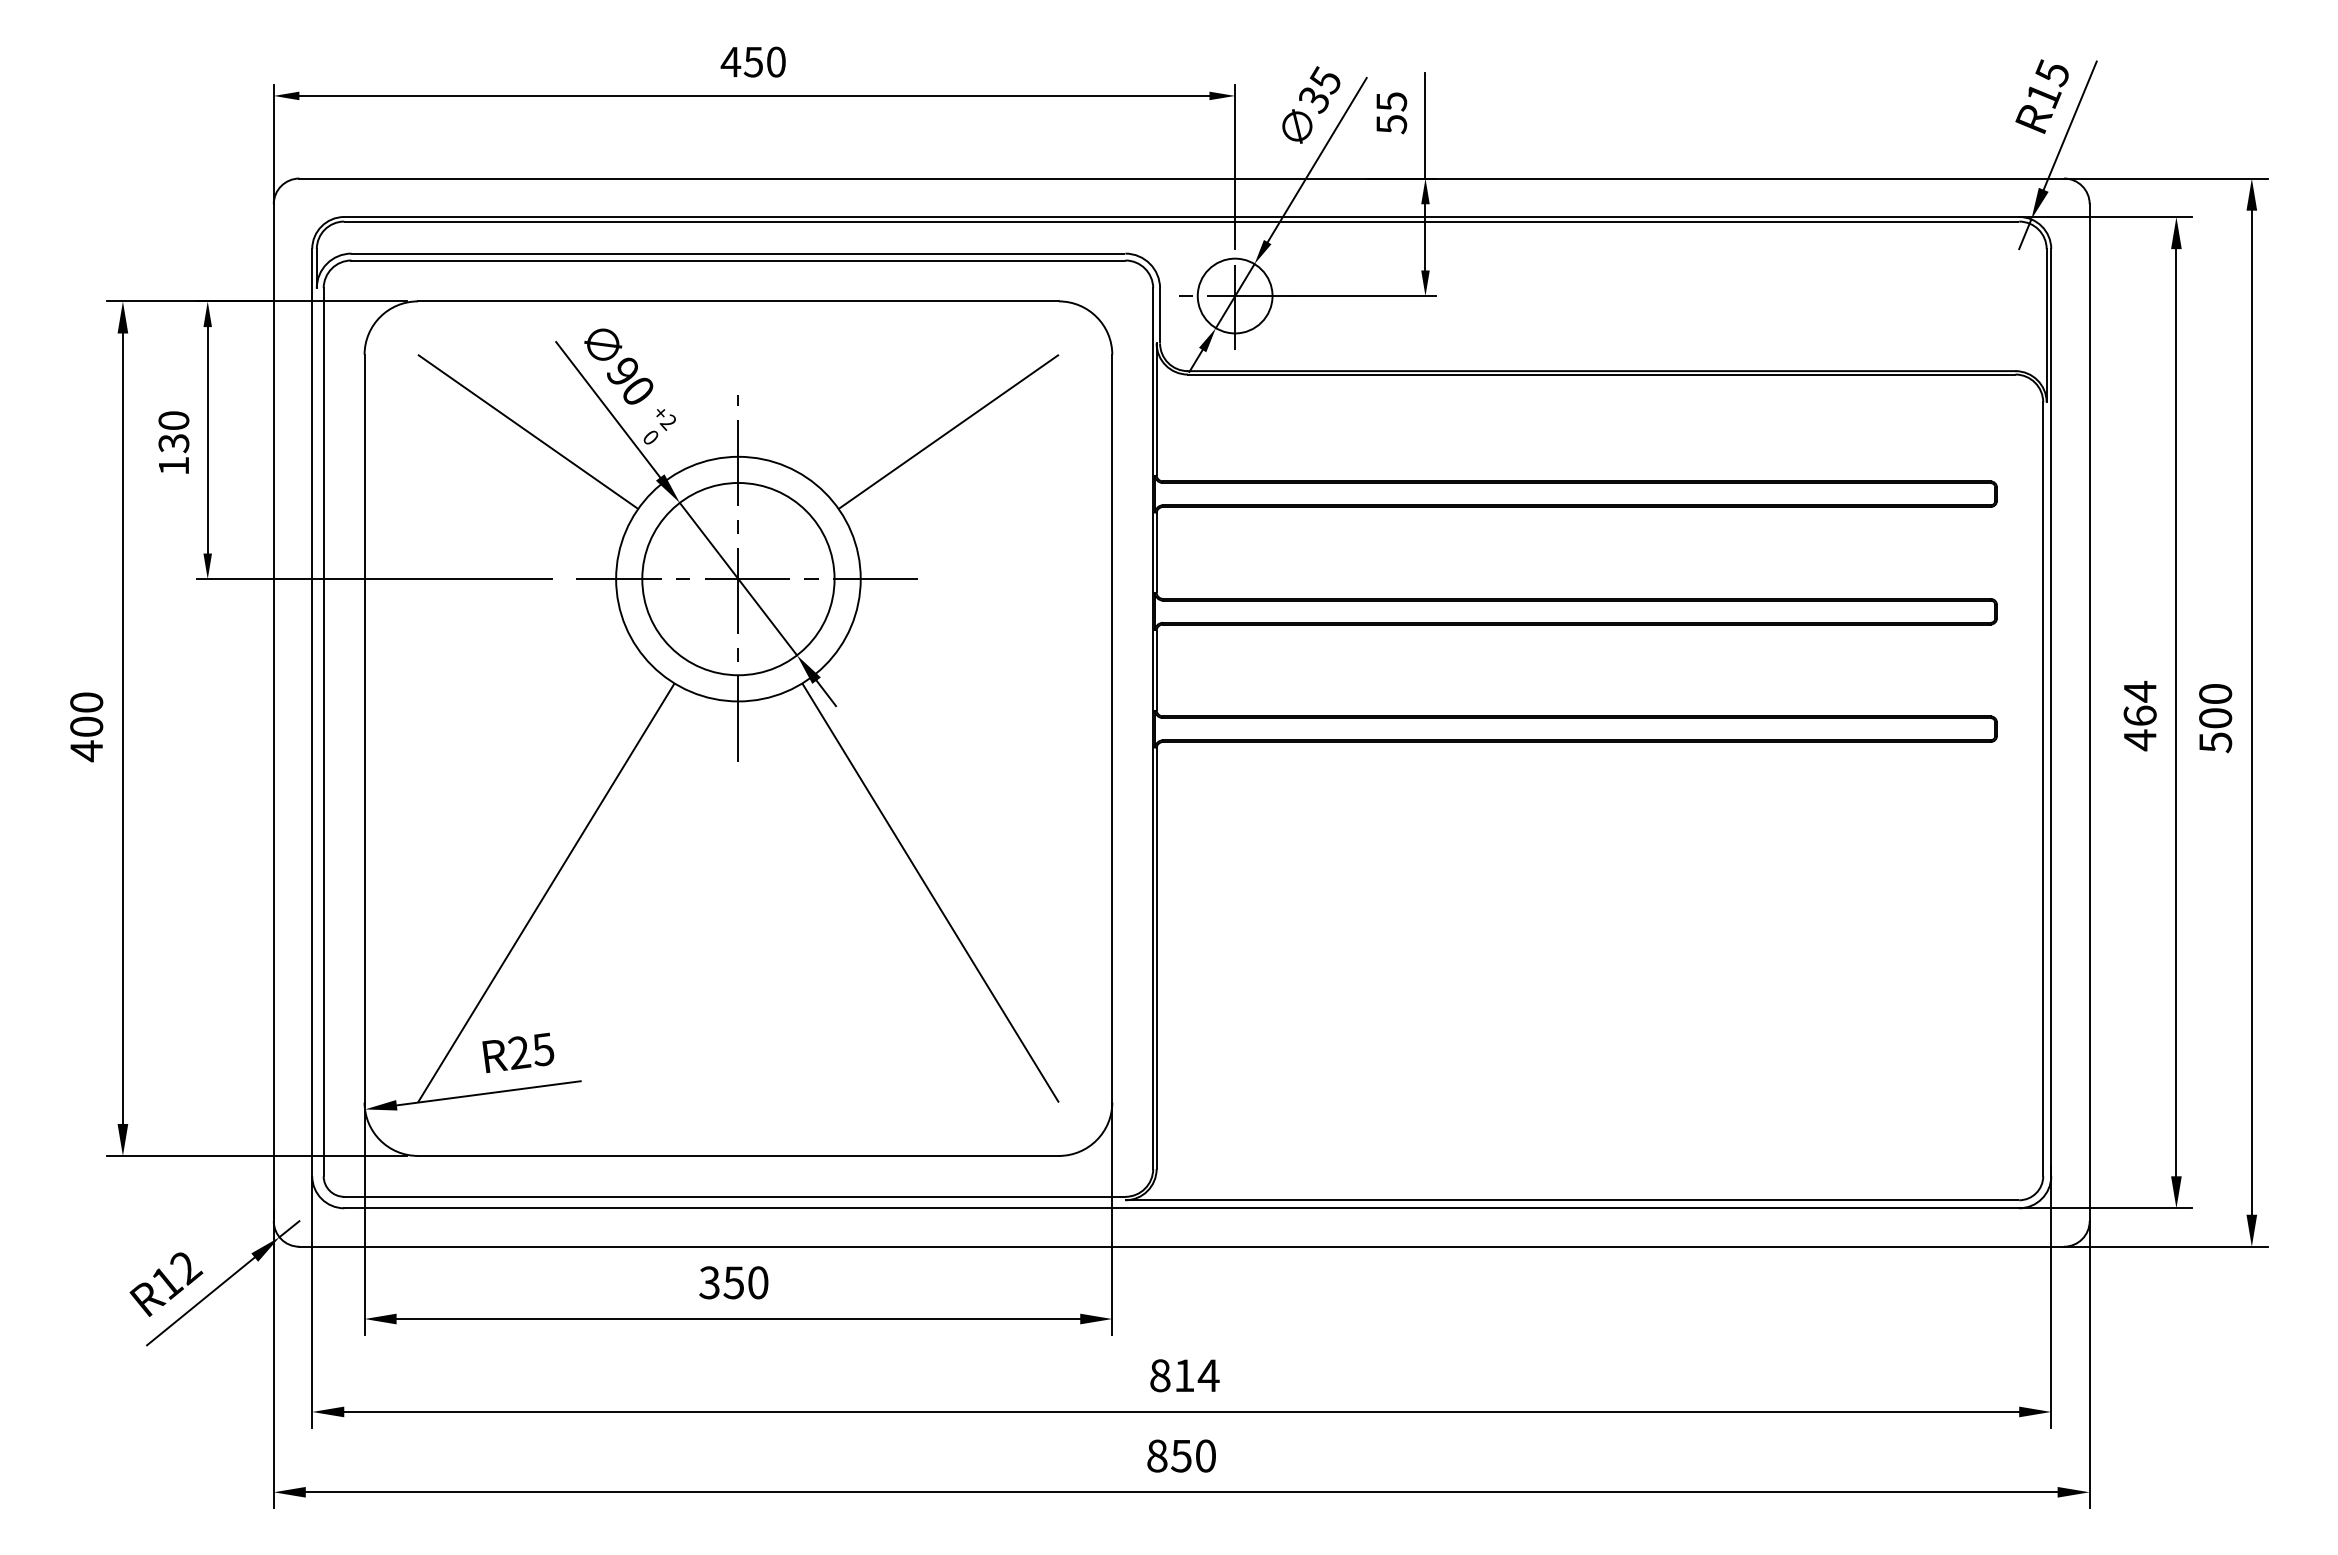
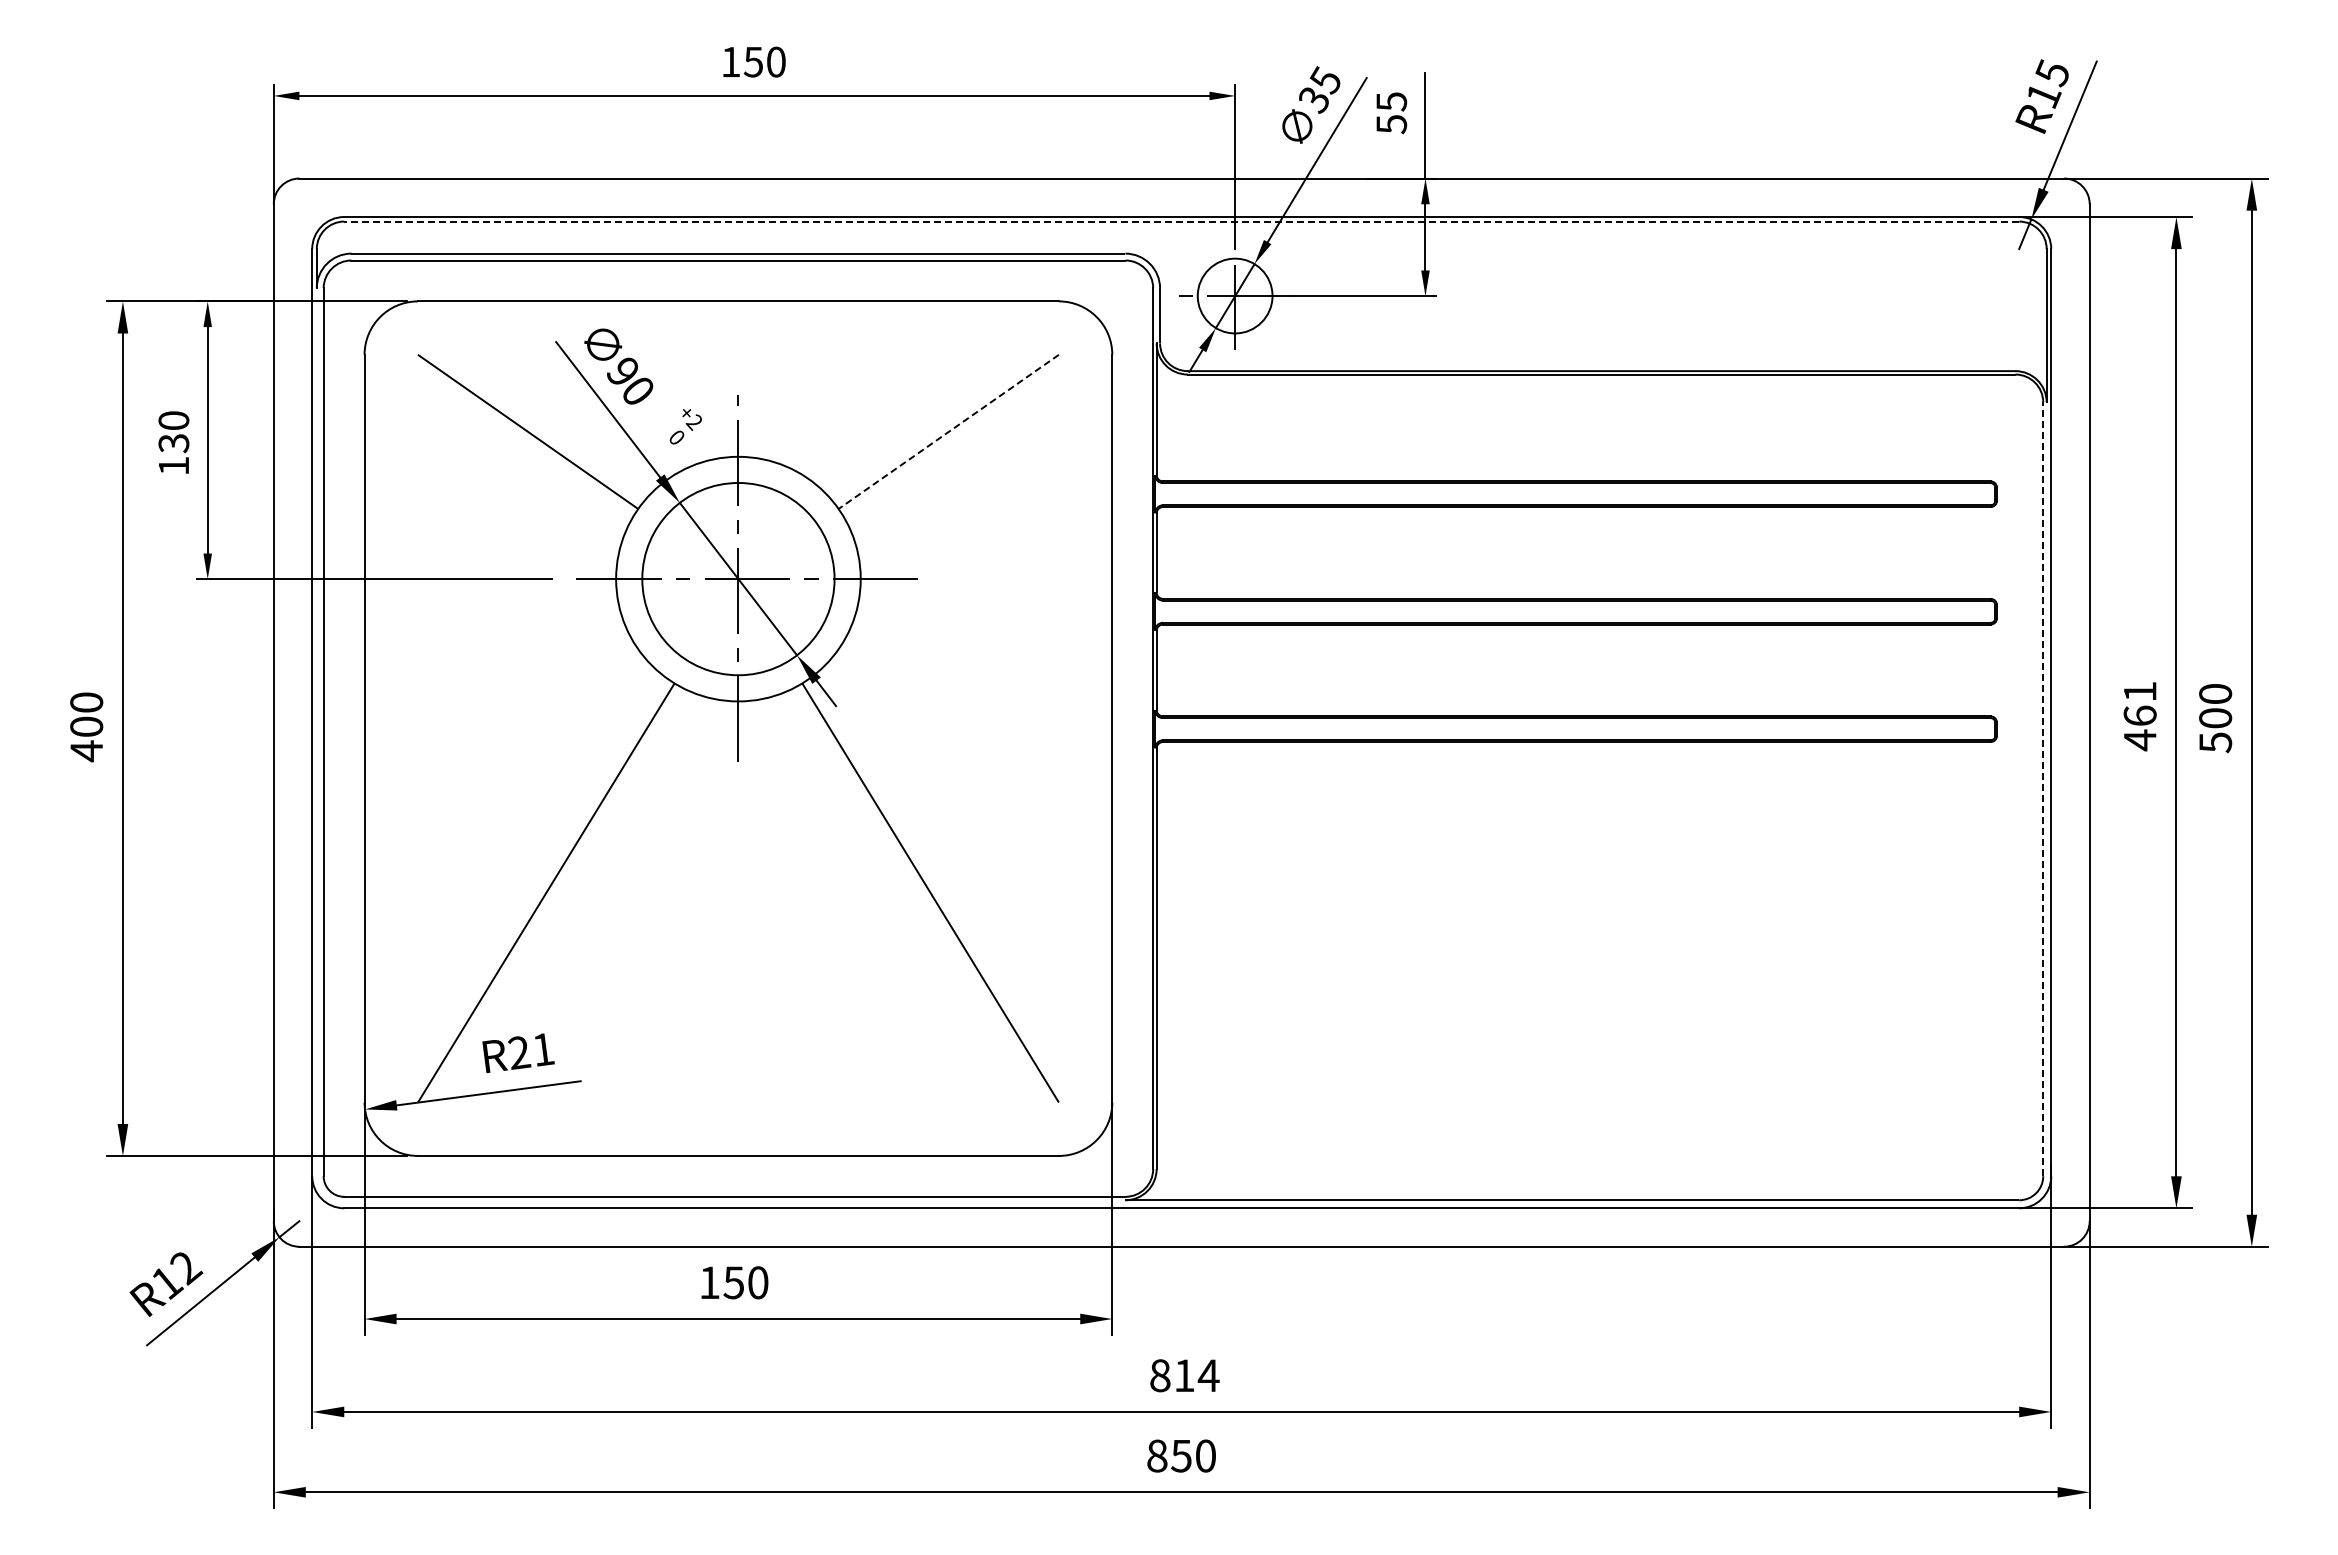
text: 450 -> 150 (730, 62)
line: solid -> dashed (1181, 221)
text position: (659, 426) -> (685, 426) (685, 426)
line: solid -> dashed (948, 432)
text: 464 -> 461 (2140, 691)
line: solid -> dashed (2043, 789)
text: R25 -> R21 (544, 1049)
text: 350 -> 150 (709, 1282)
